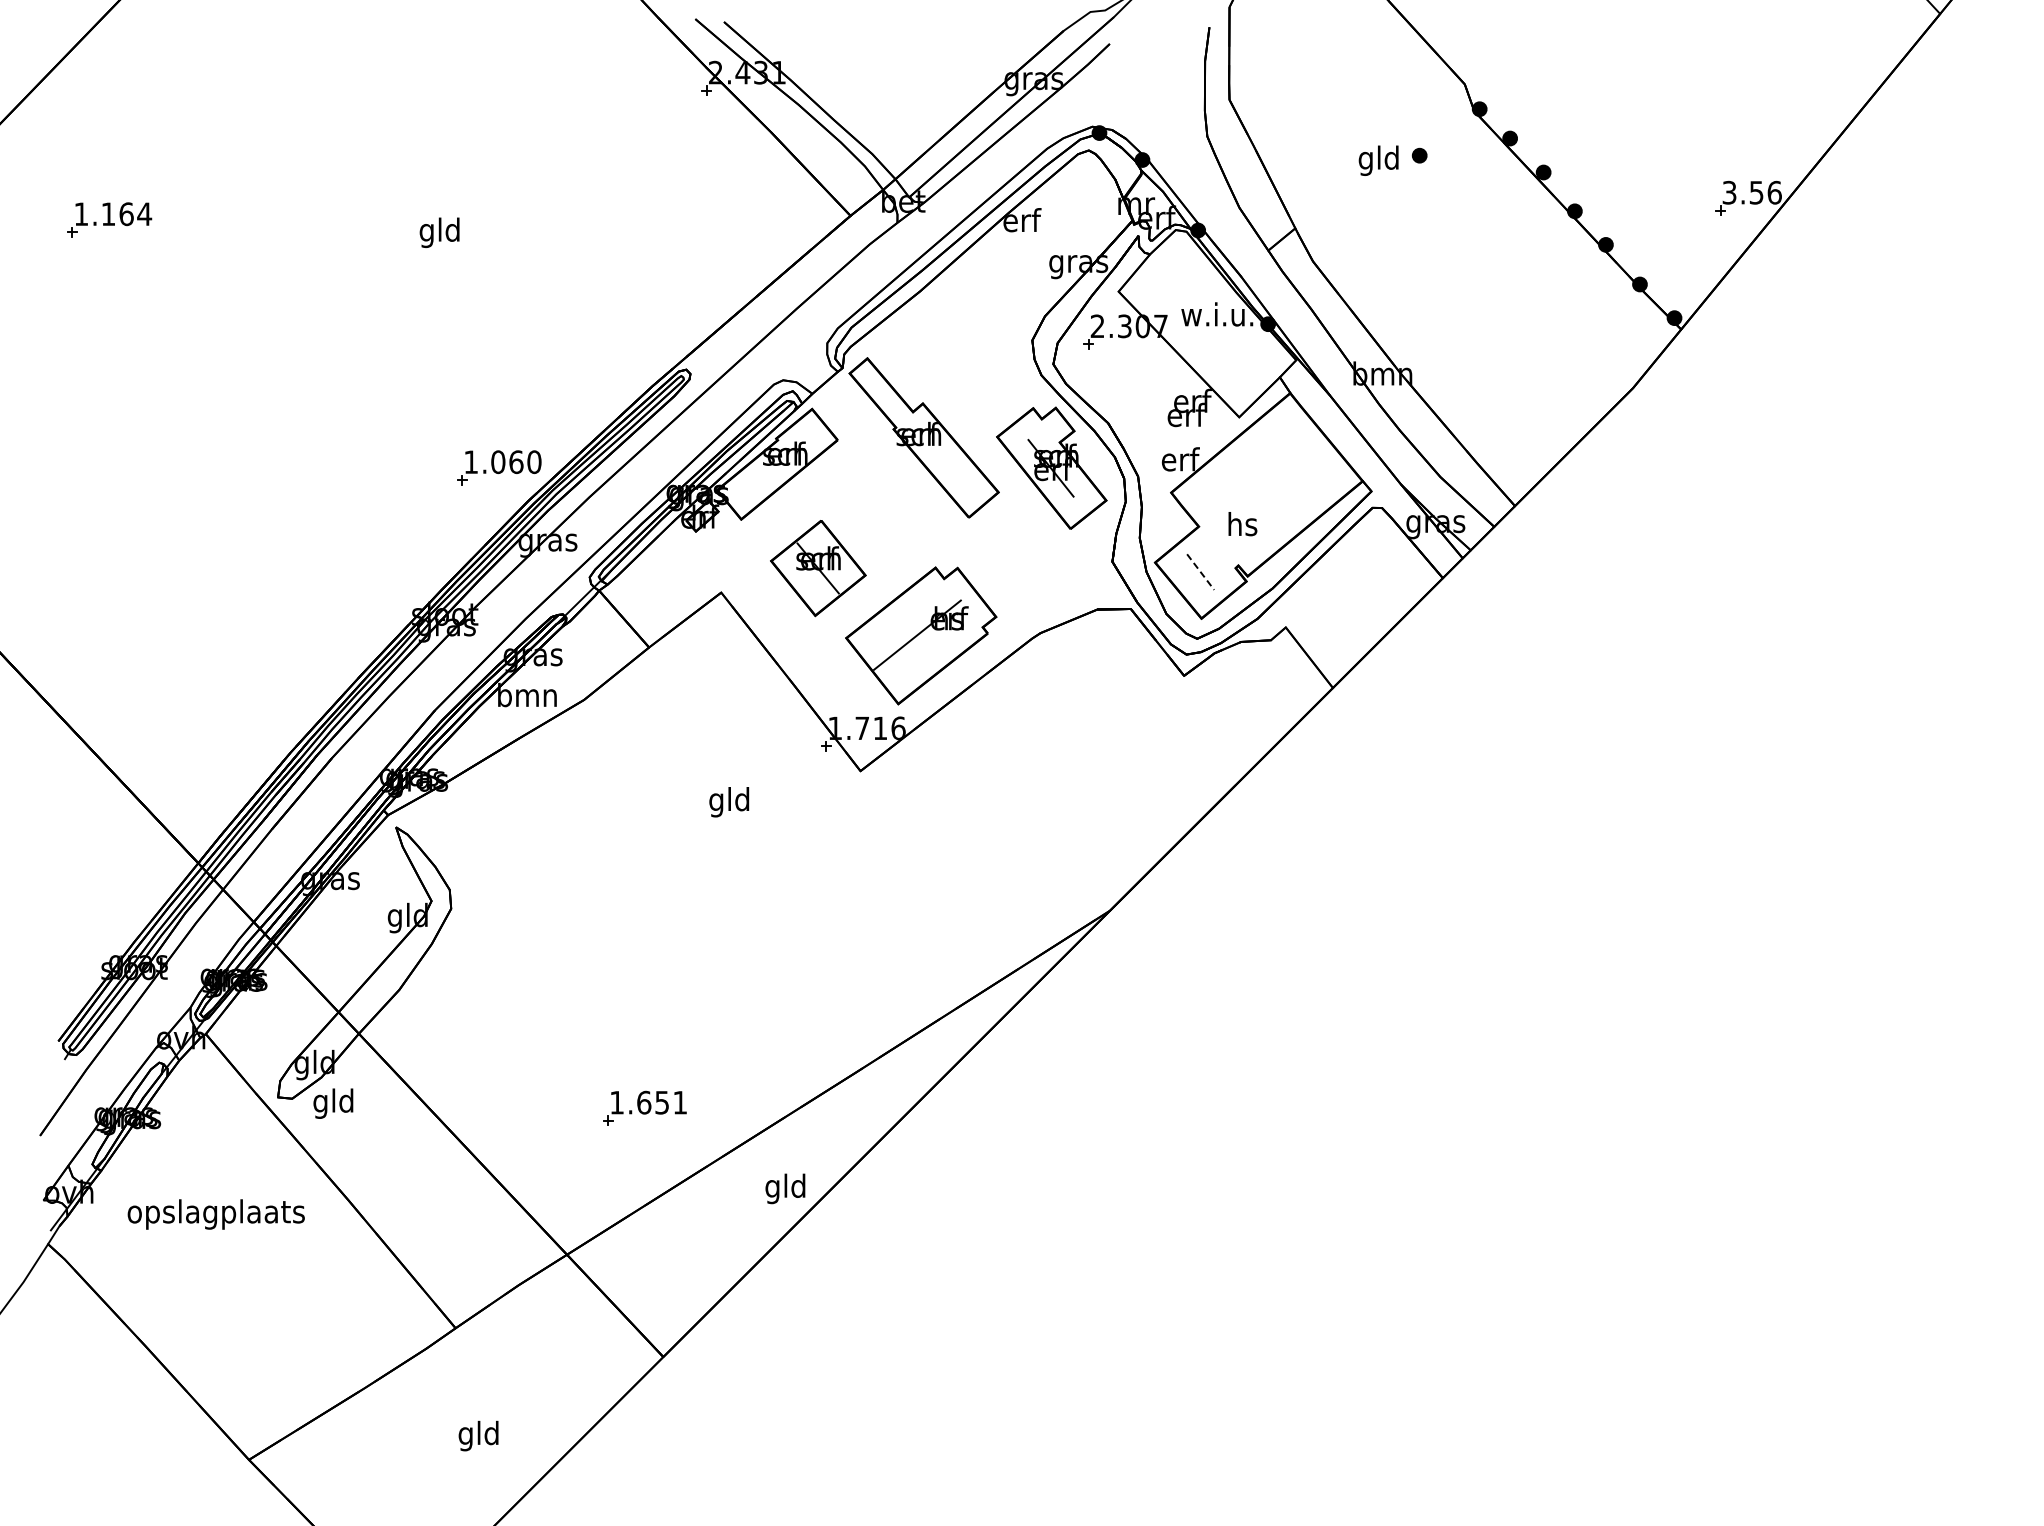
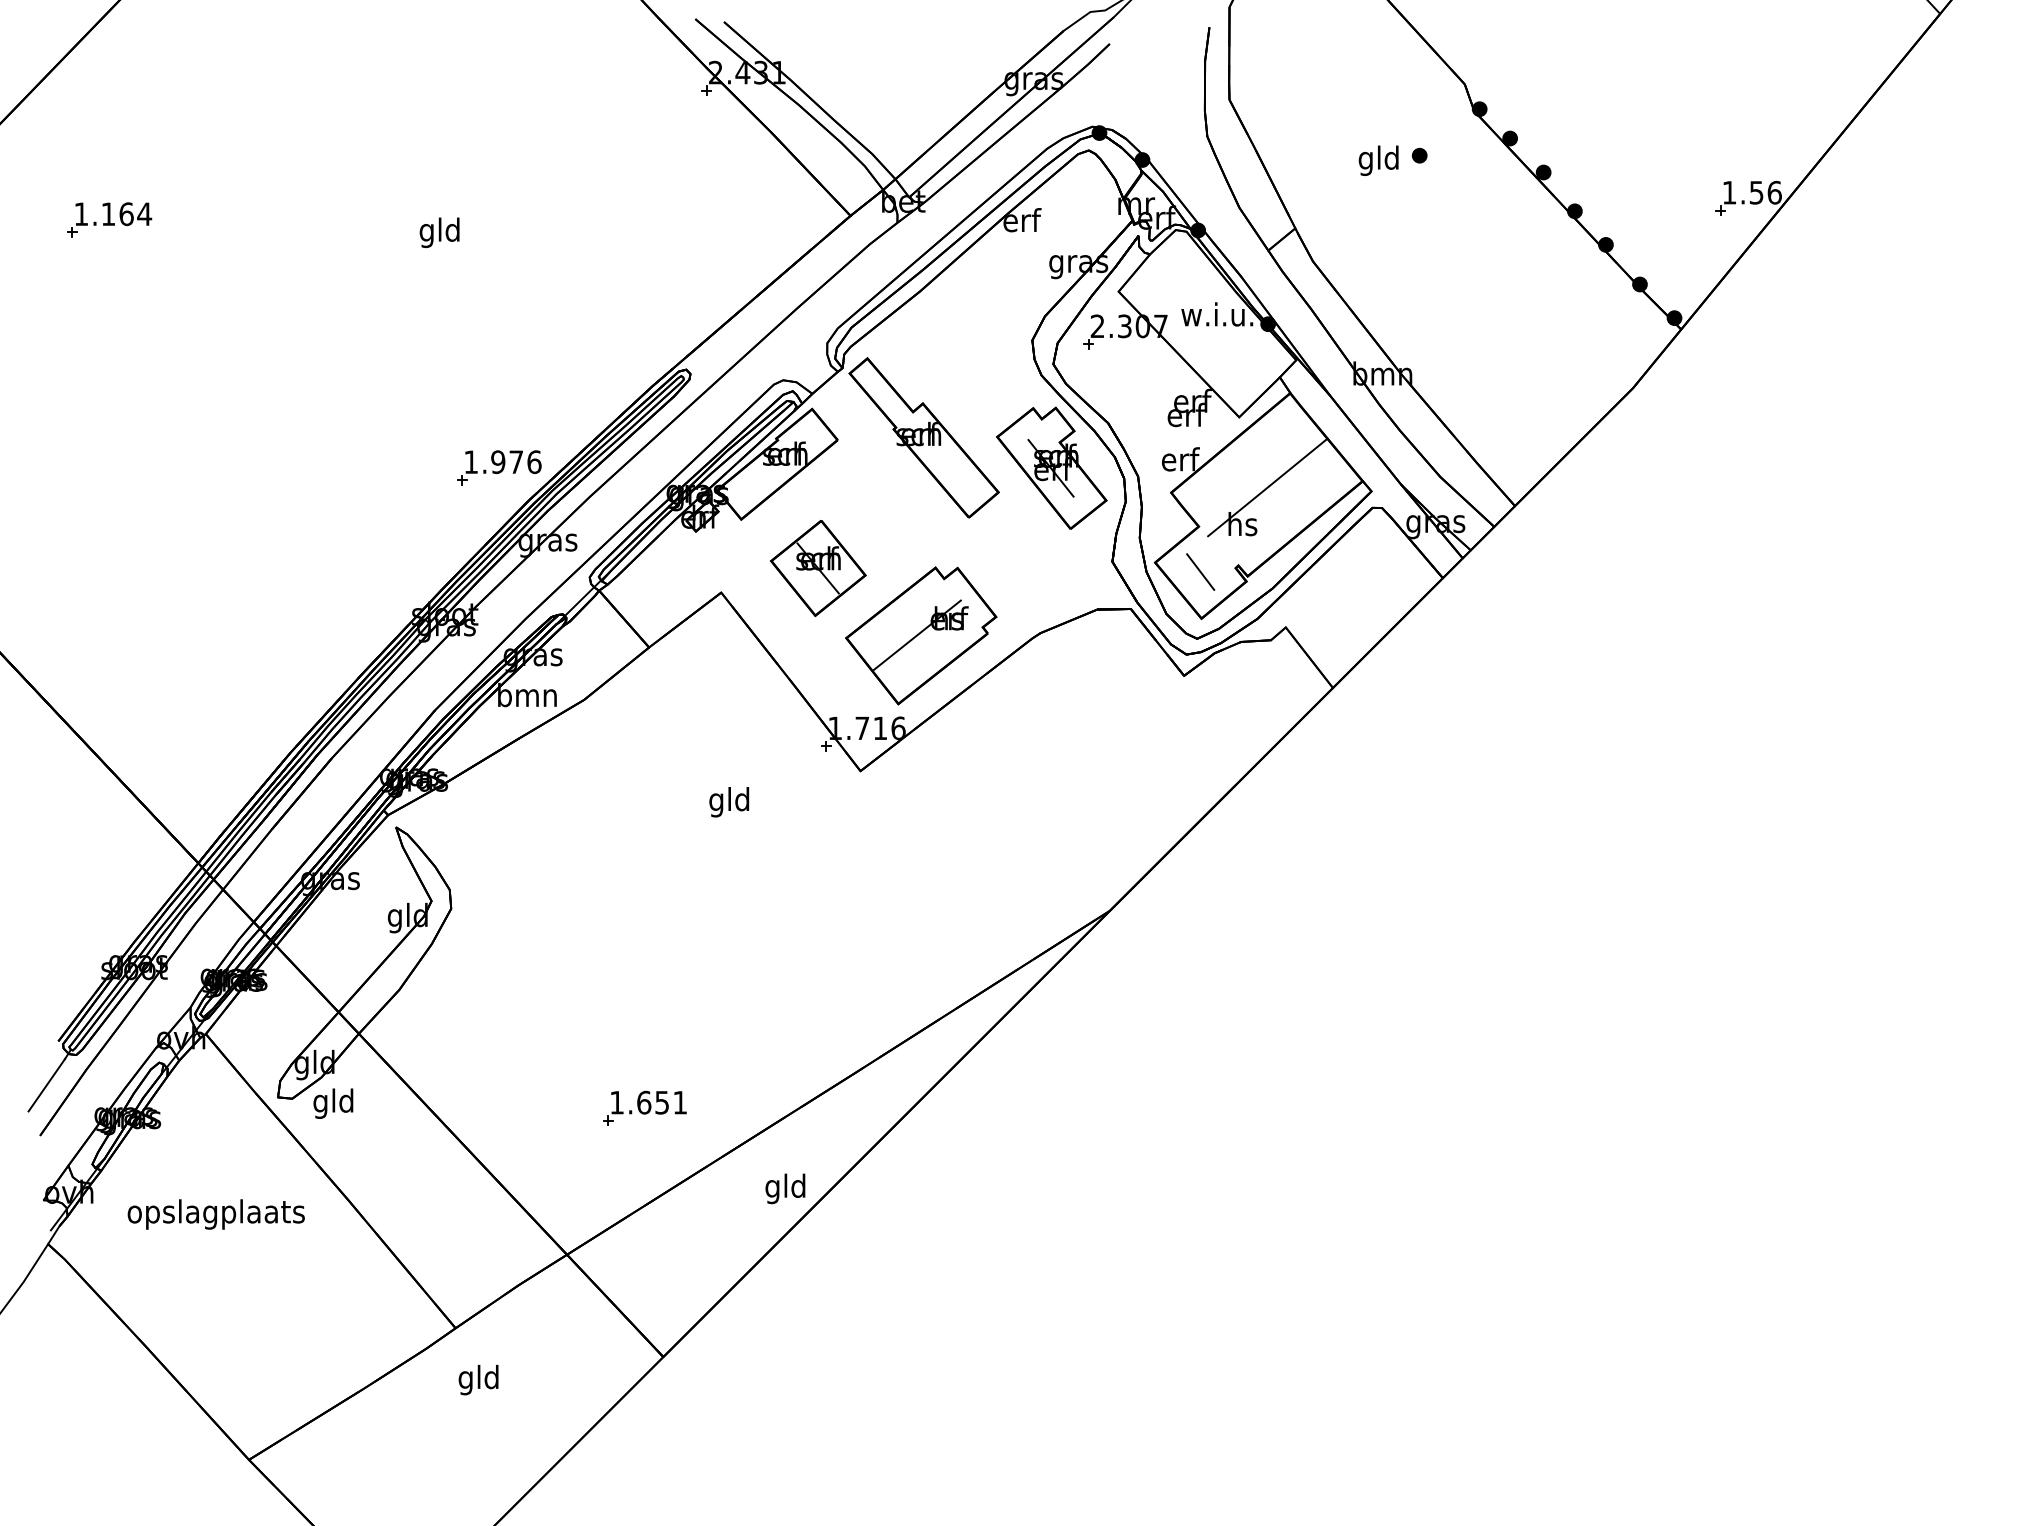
text: 3.56 -> 1.56 (1729, 192)
text: 1.060 -> 1.976 (516, 462)
line: none -> present (1267, 487)
line: dashed -> solid (1200, 572)
line: none -> present (46, 1085)
text position: (478, 1435) -> (478, 1379) (478, 1379)
